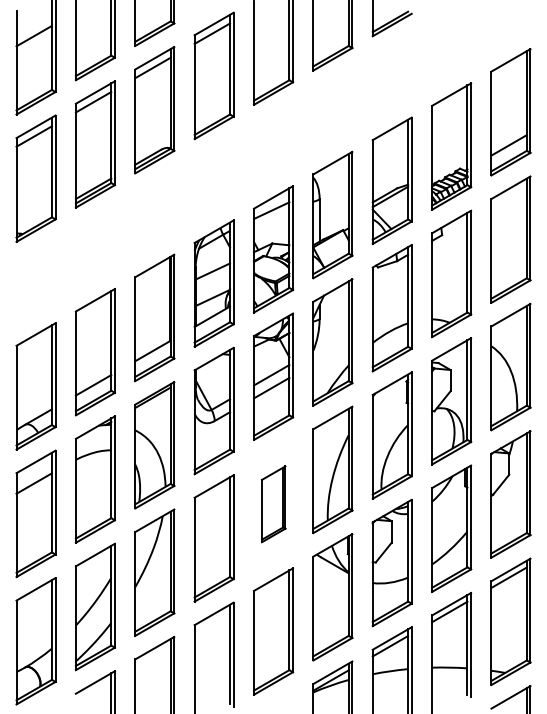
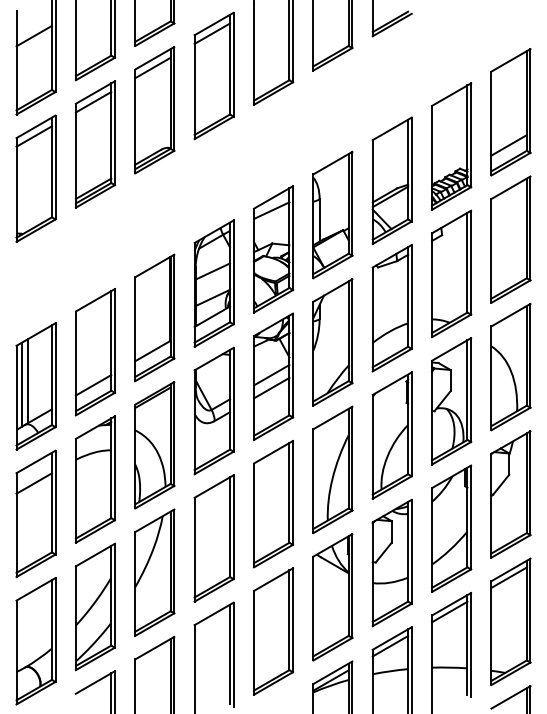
line: none -> present (27, 381)
line: none -> present (21, 384)
part size: 26x79 px -> 42x129 px (273, 504)
